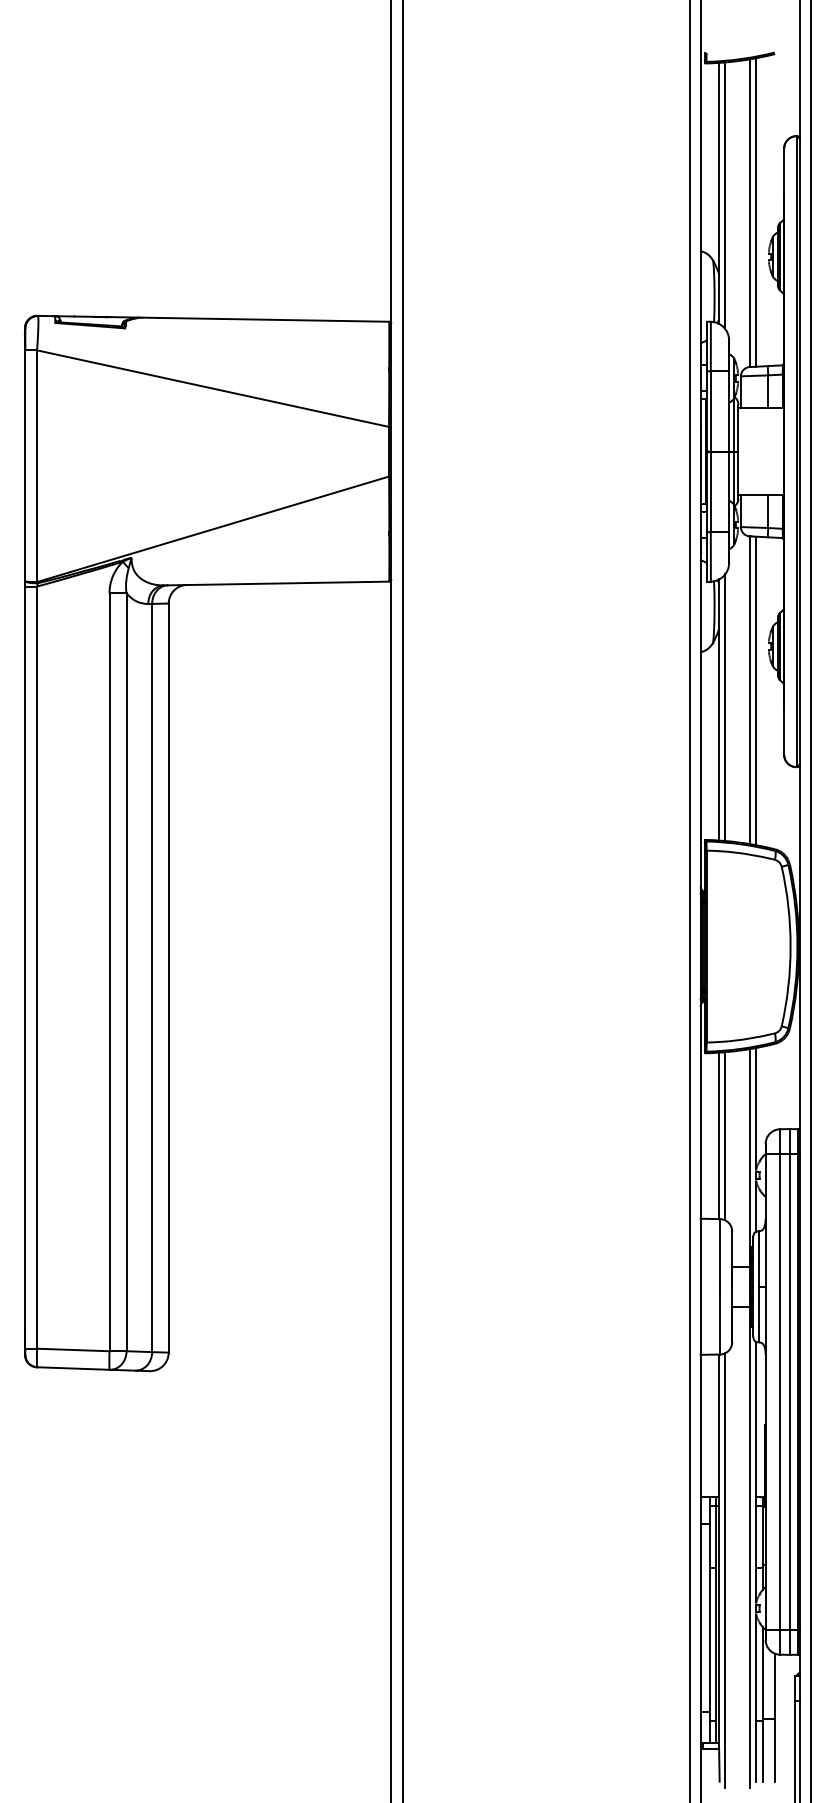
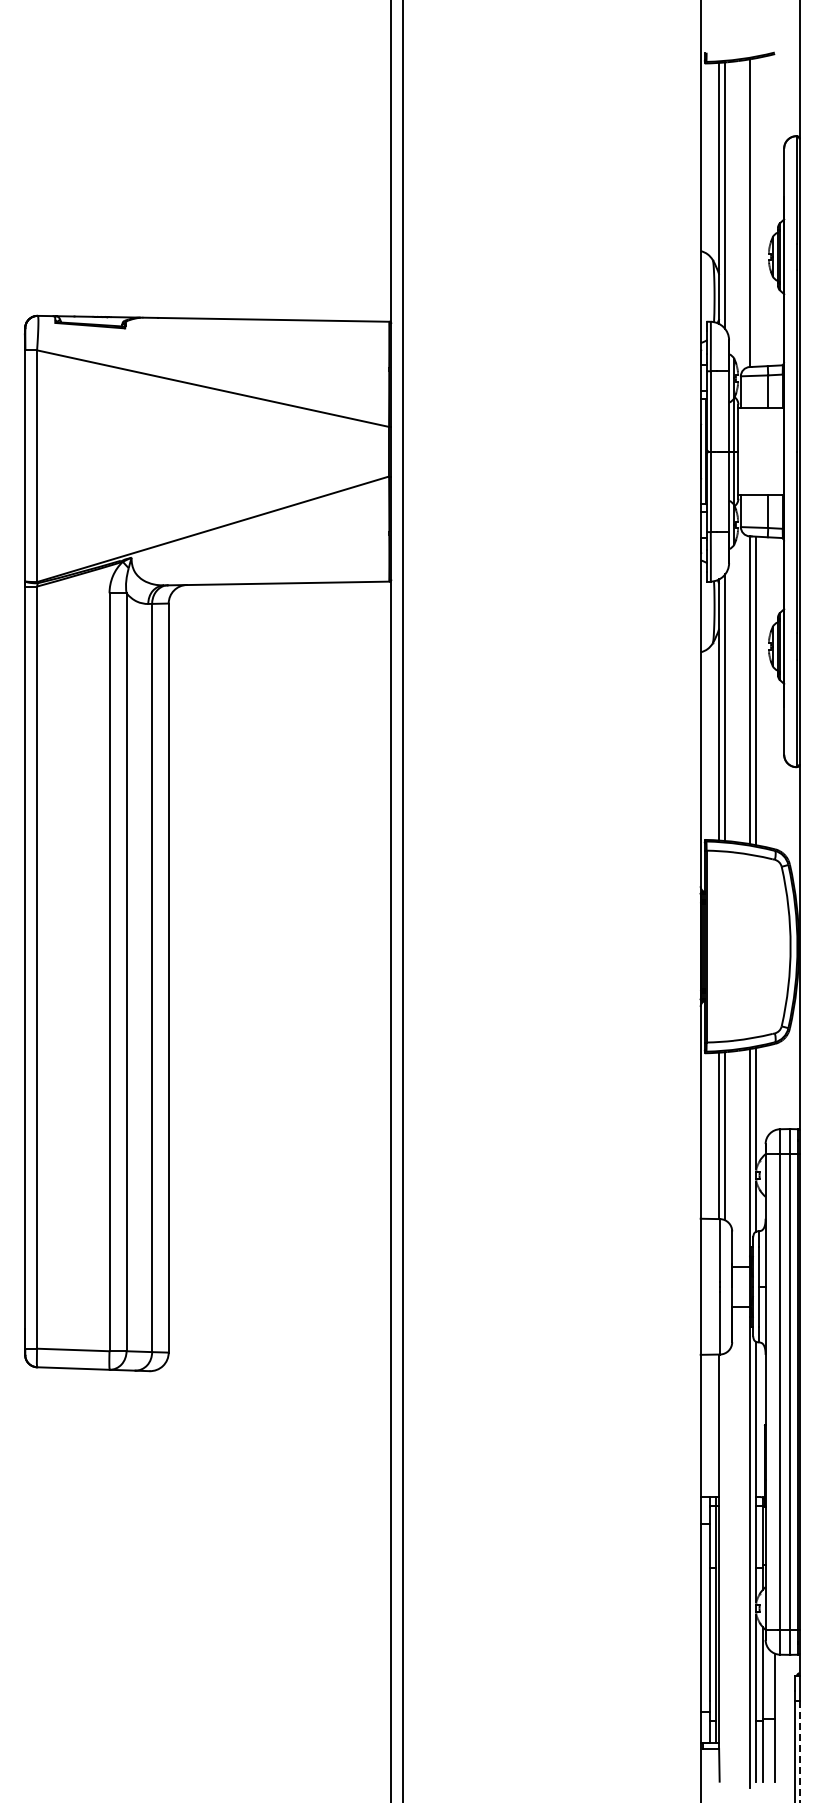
line: present -> none (756, 212)
line: present -> none (689, 900)
line: present -> none (810, 900)
line: present -> none (725, 1570)
line: solid -> dashed (799, 1751)
